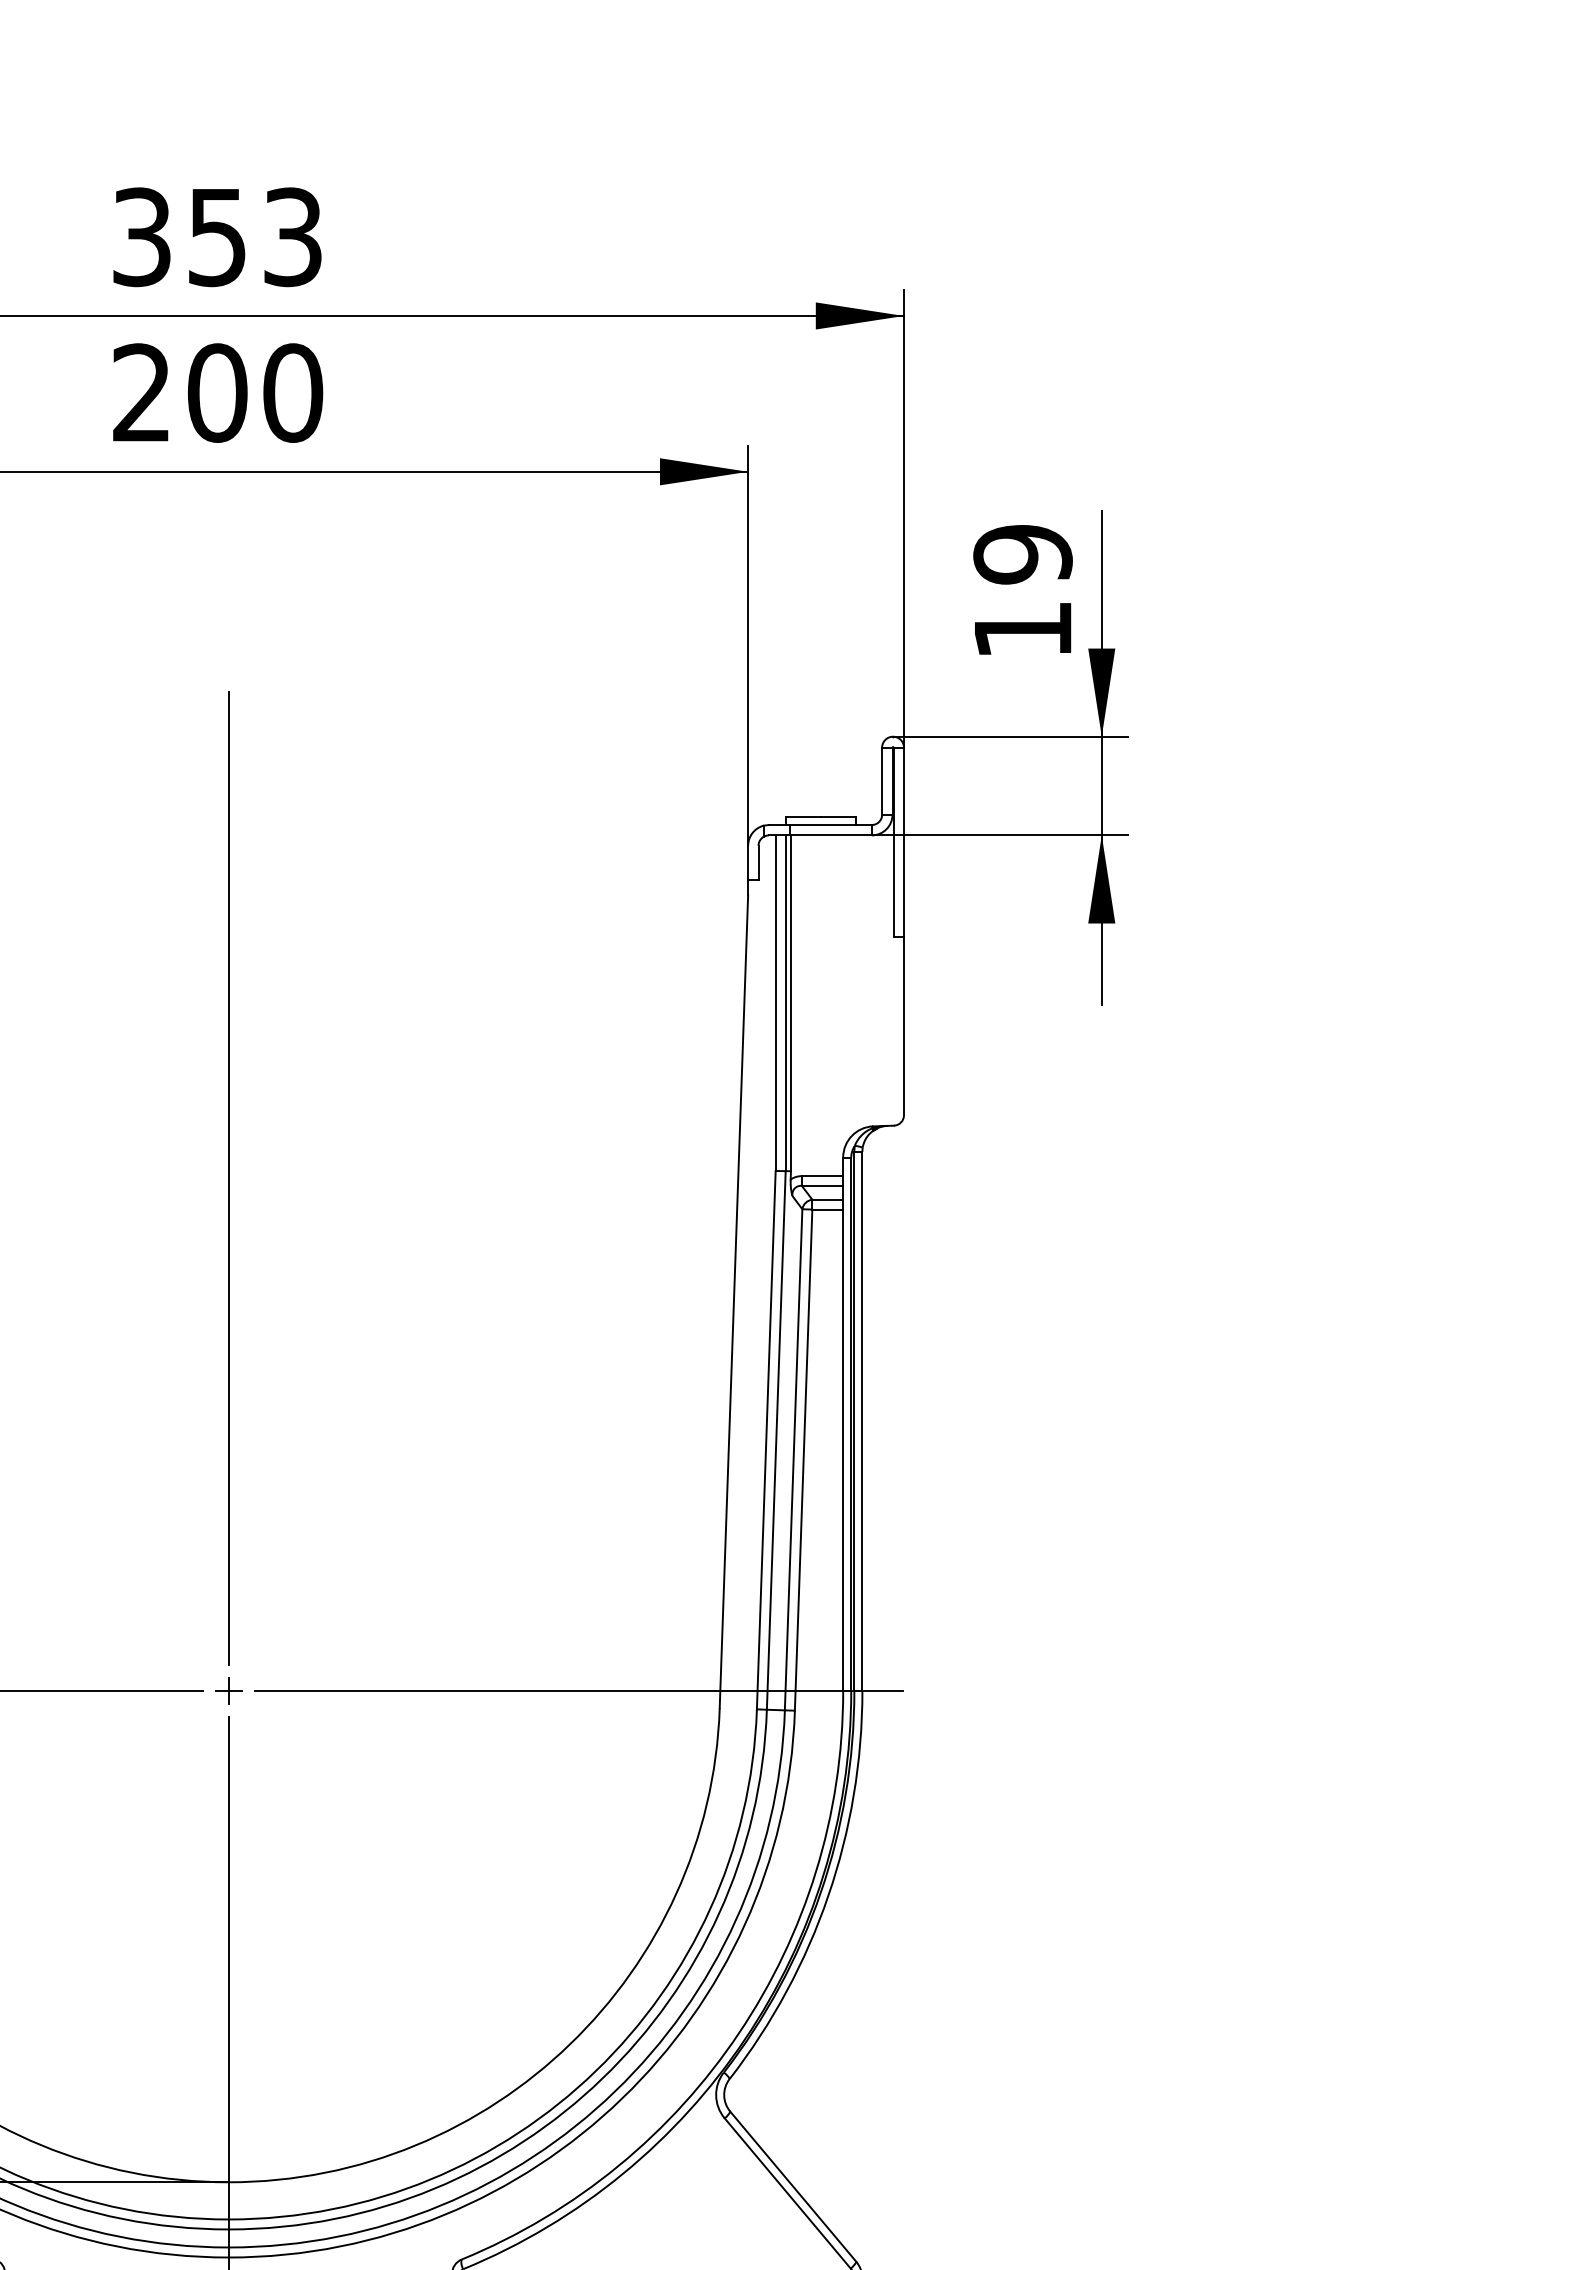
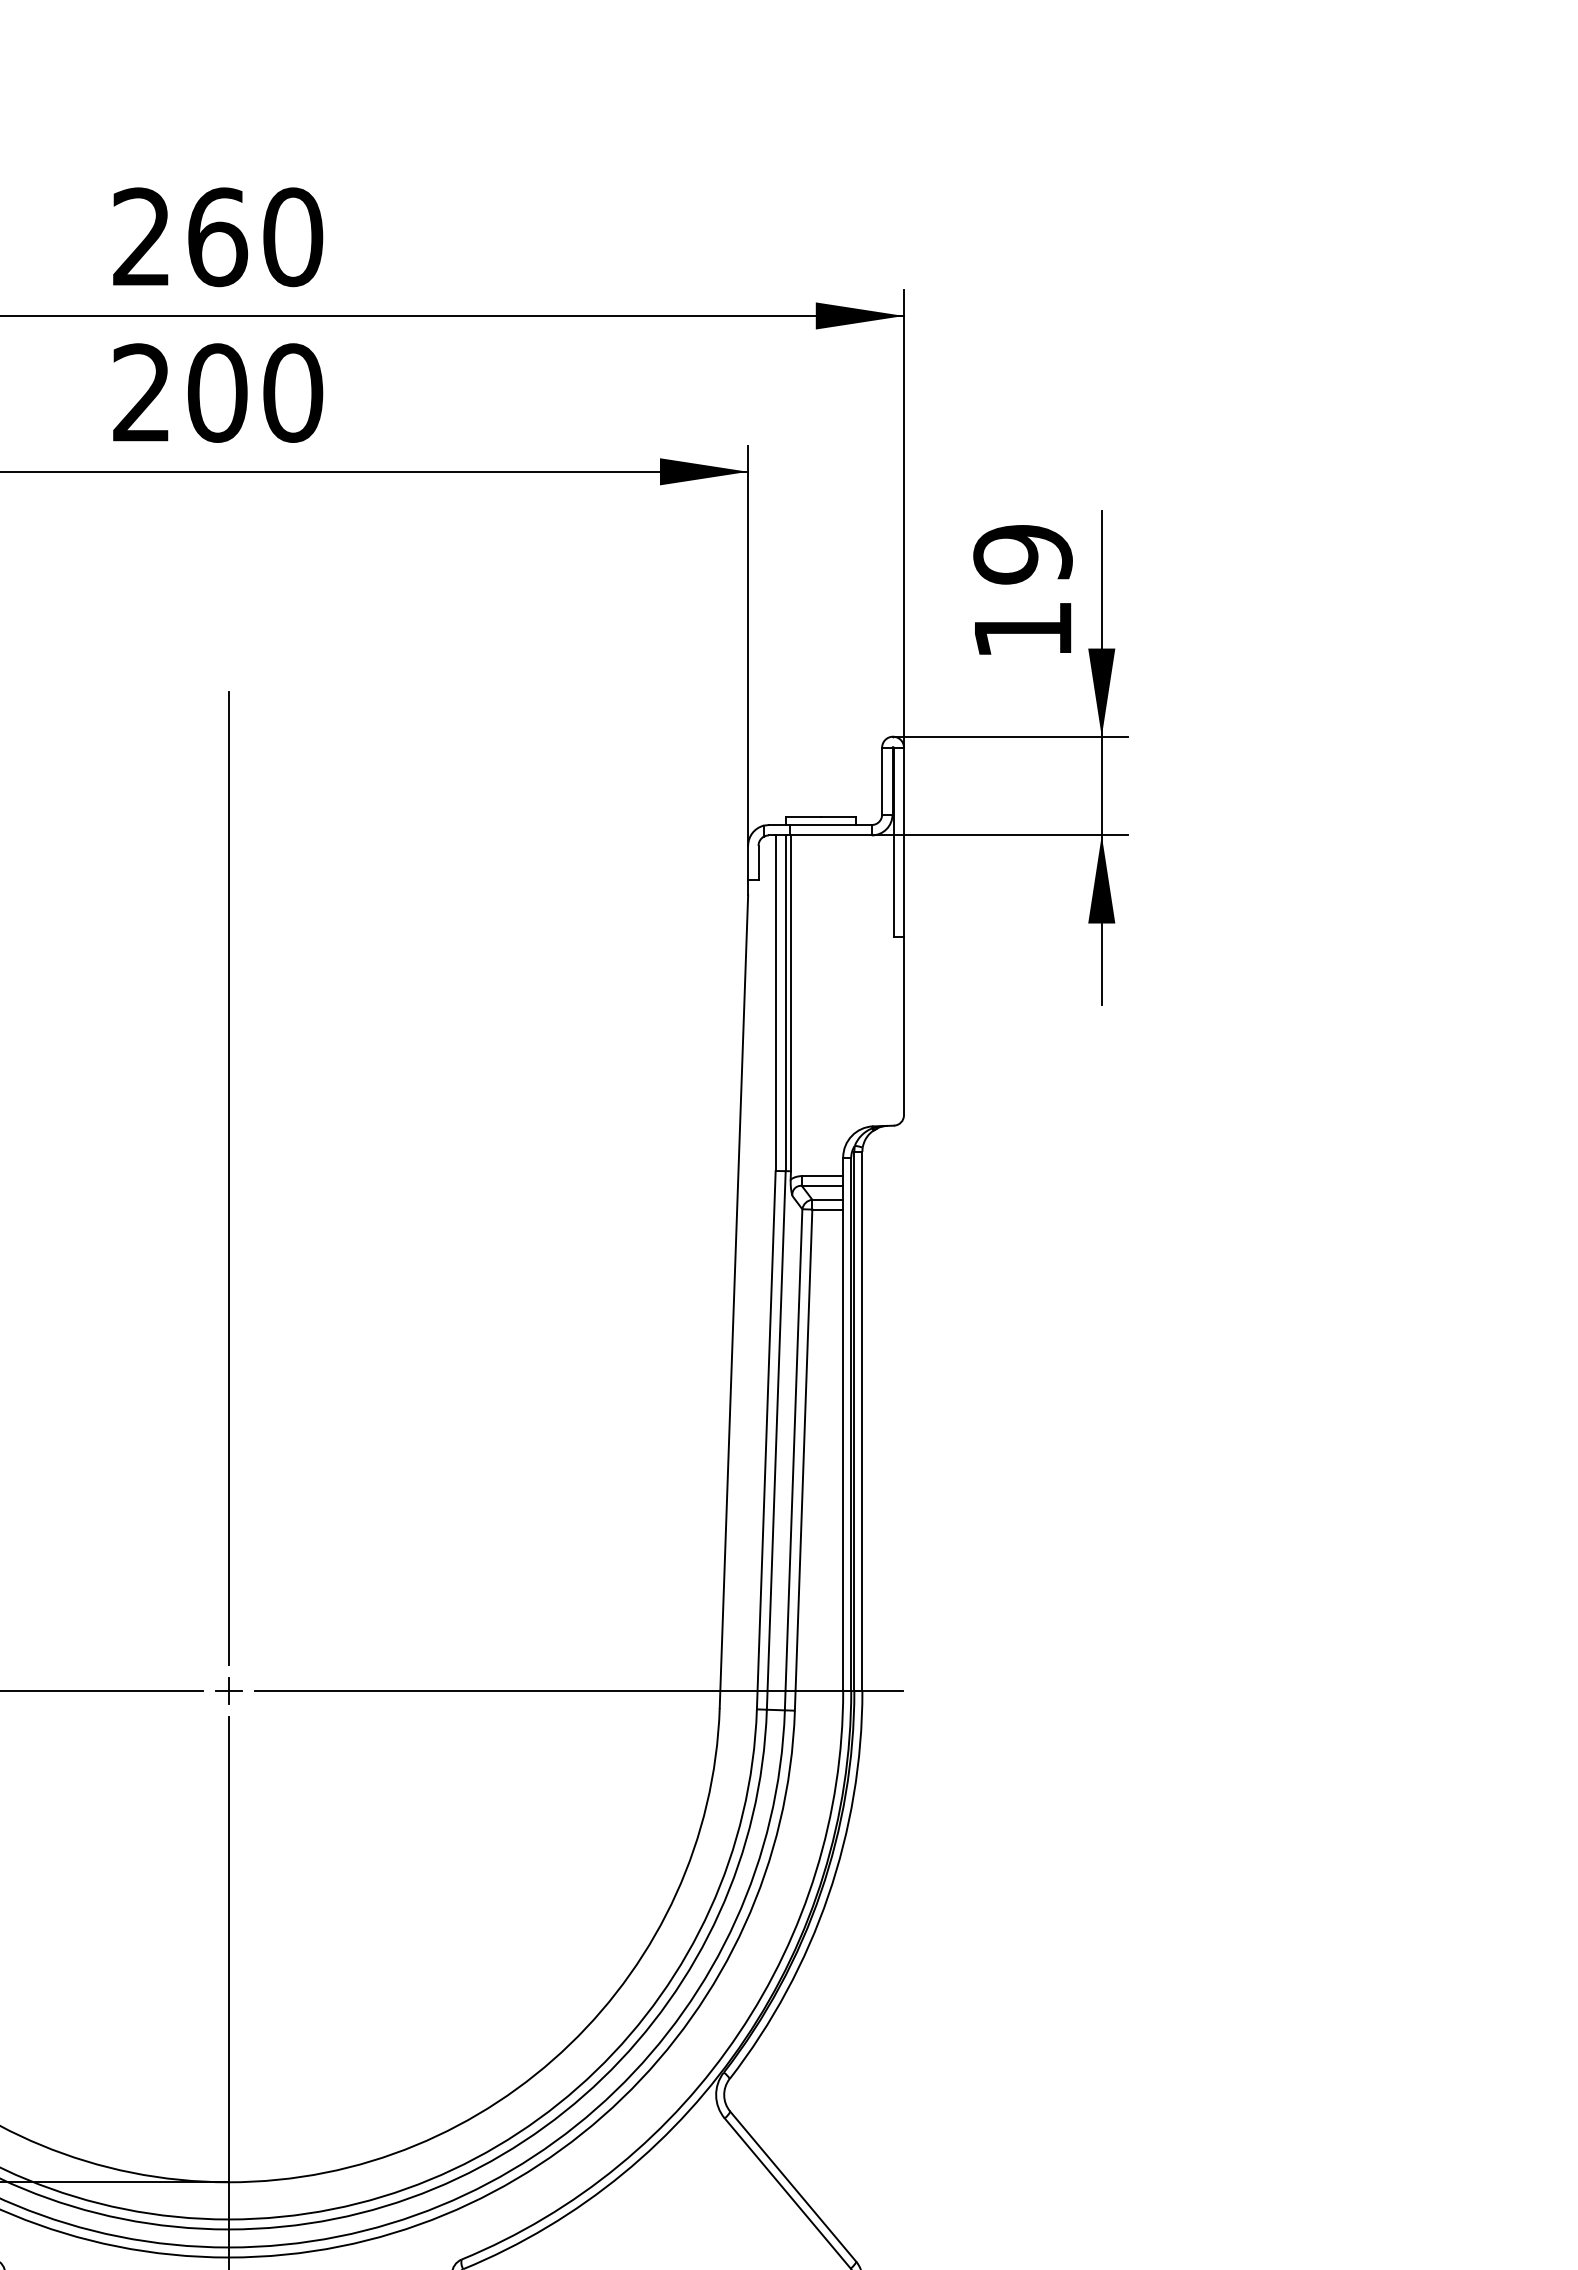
text: 353 -> 260 (218, 237)
